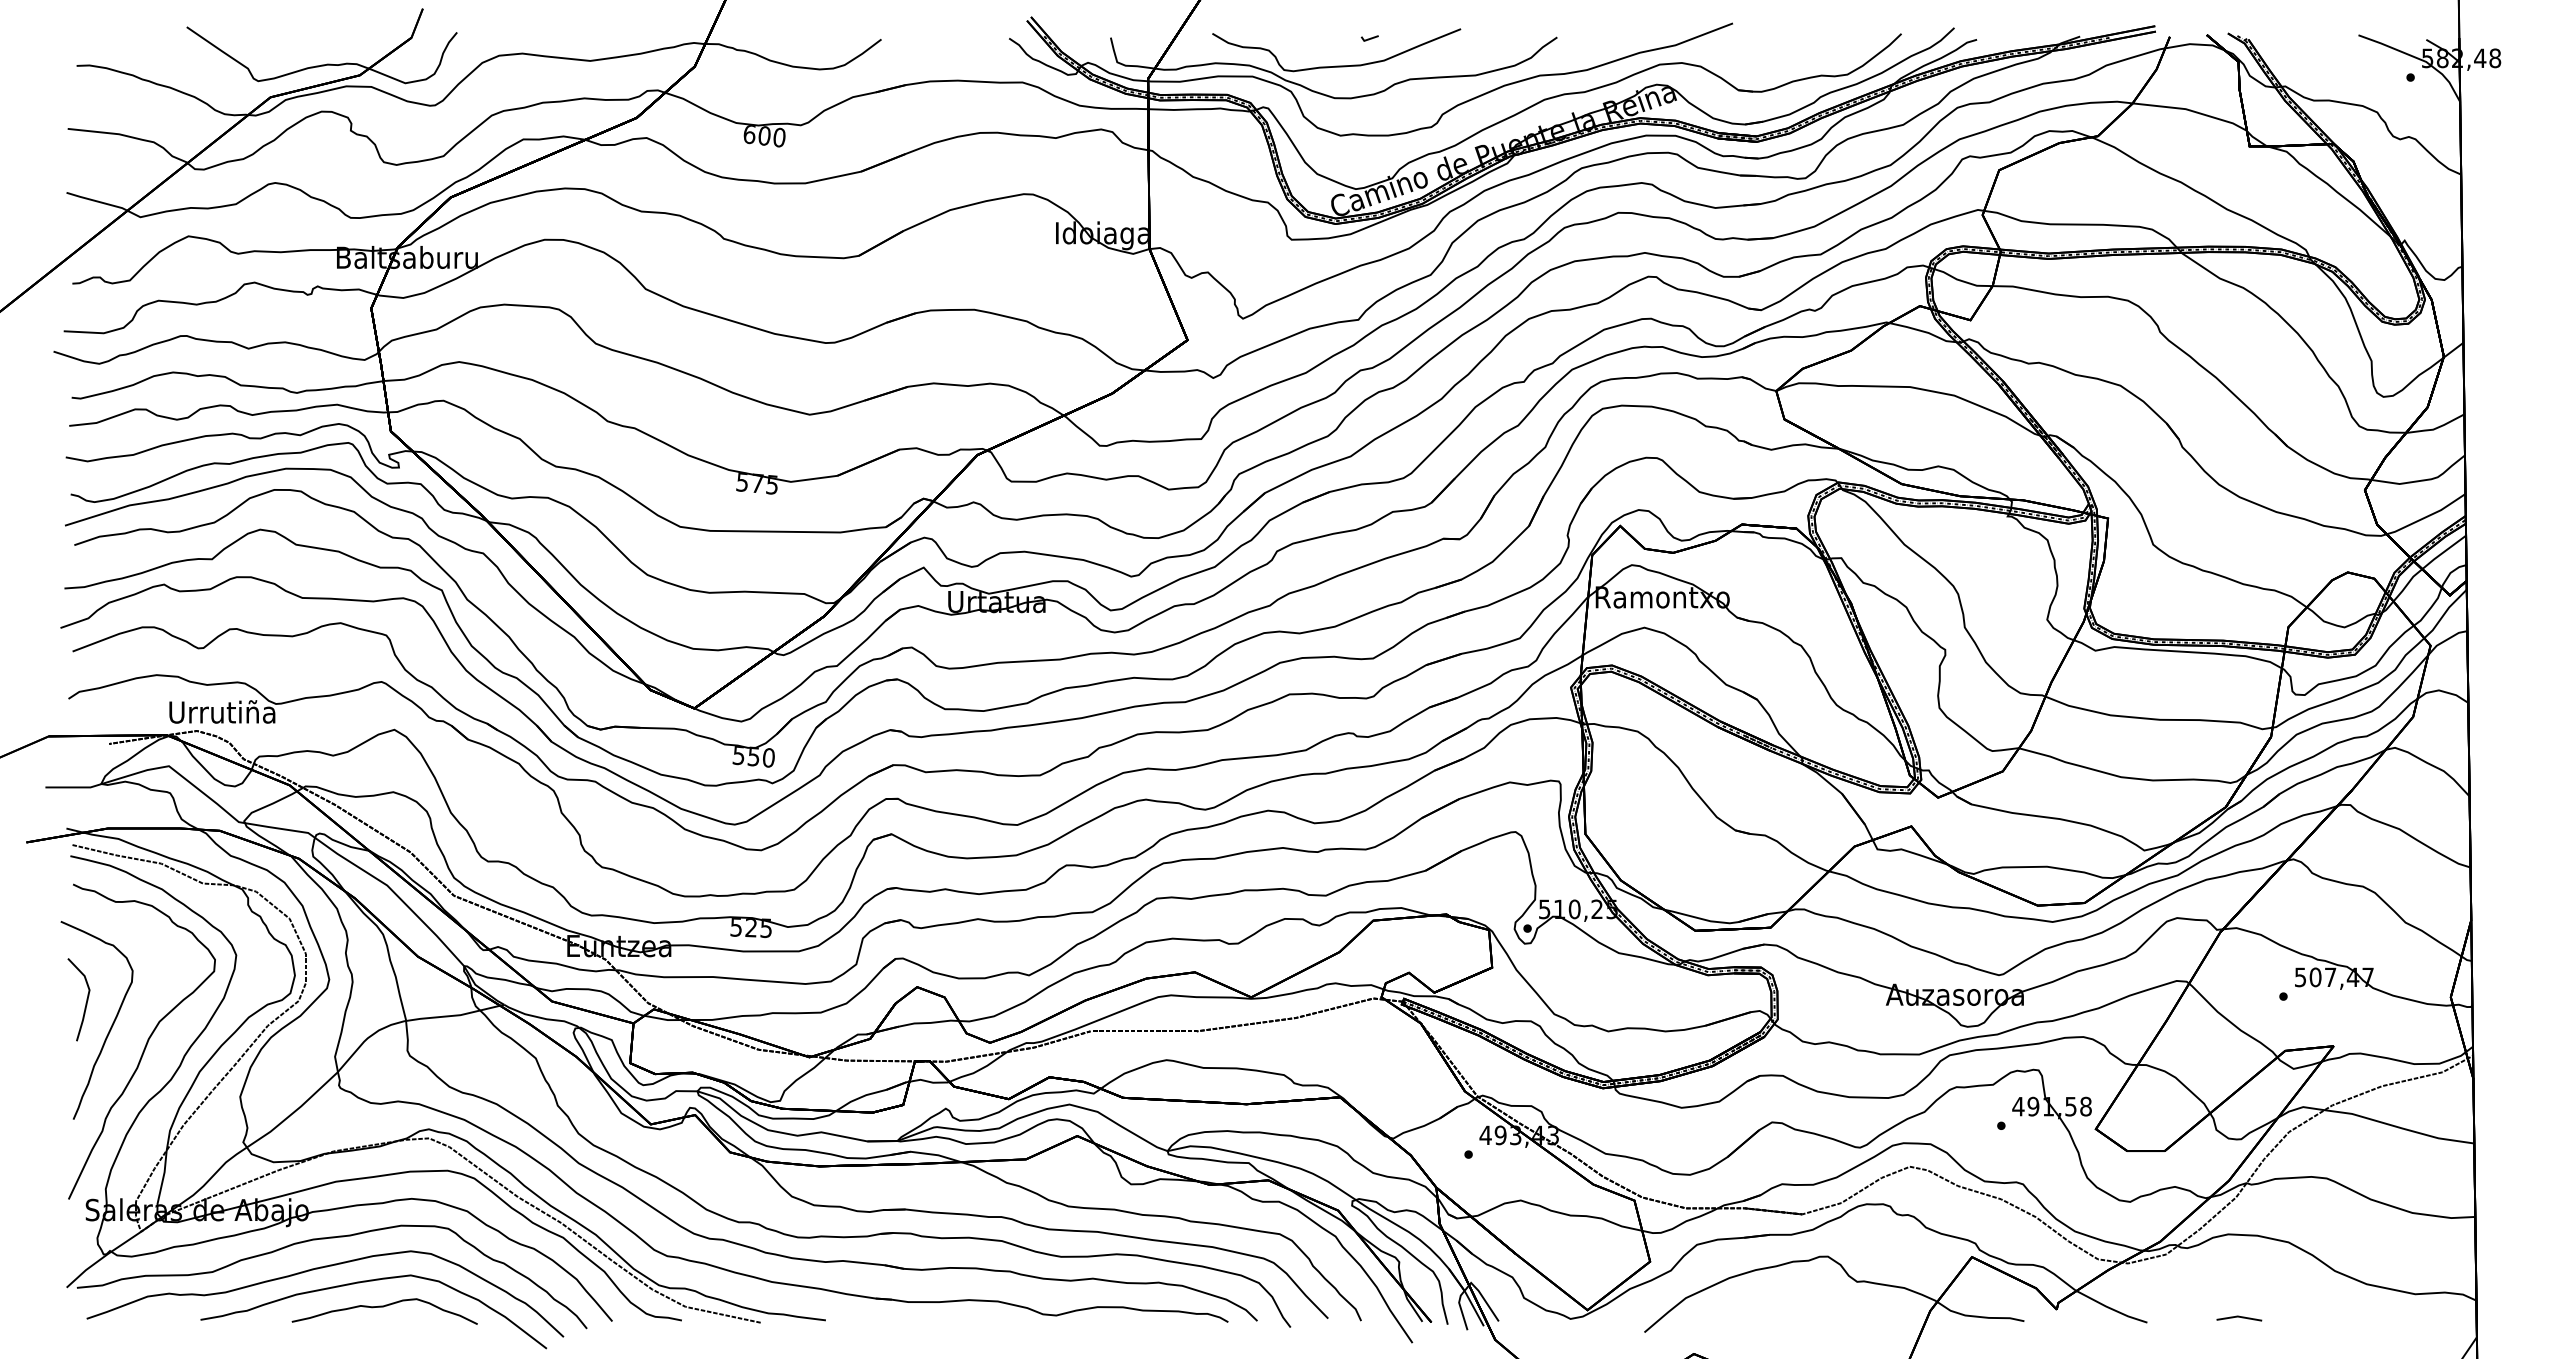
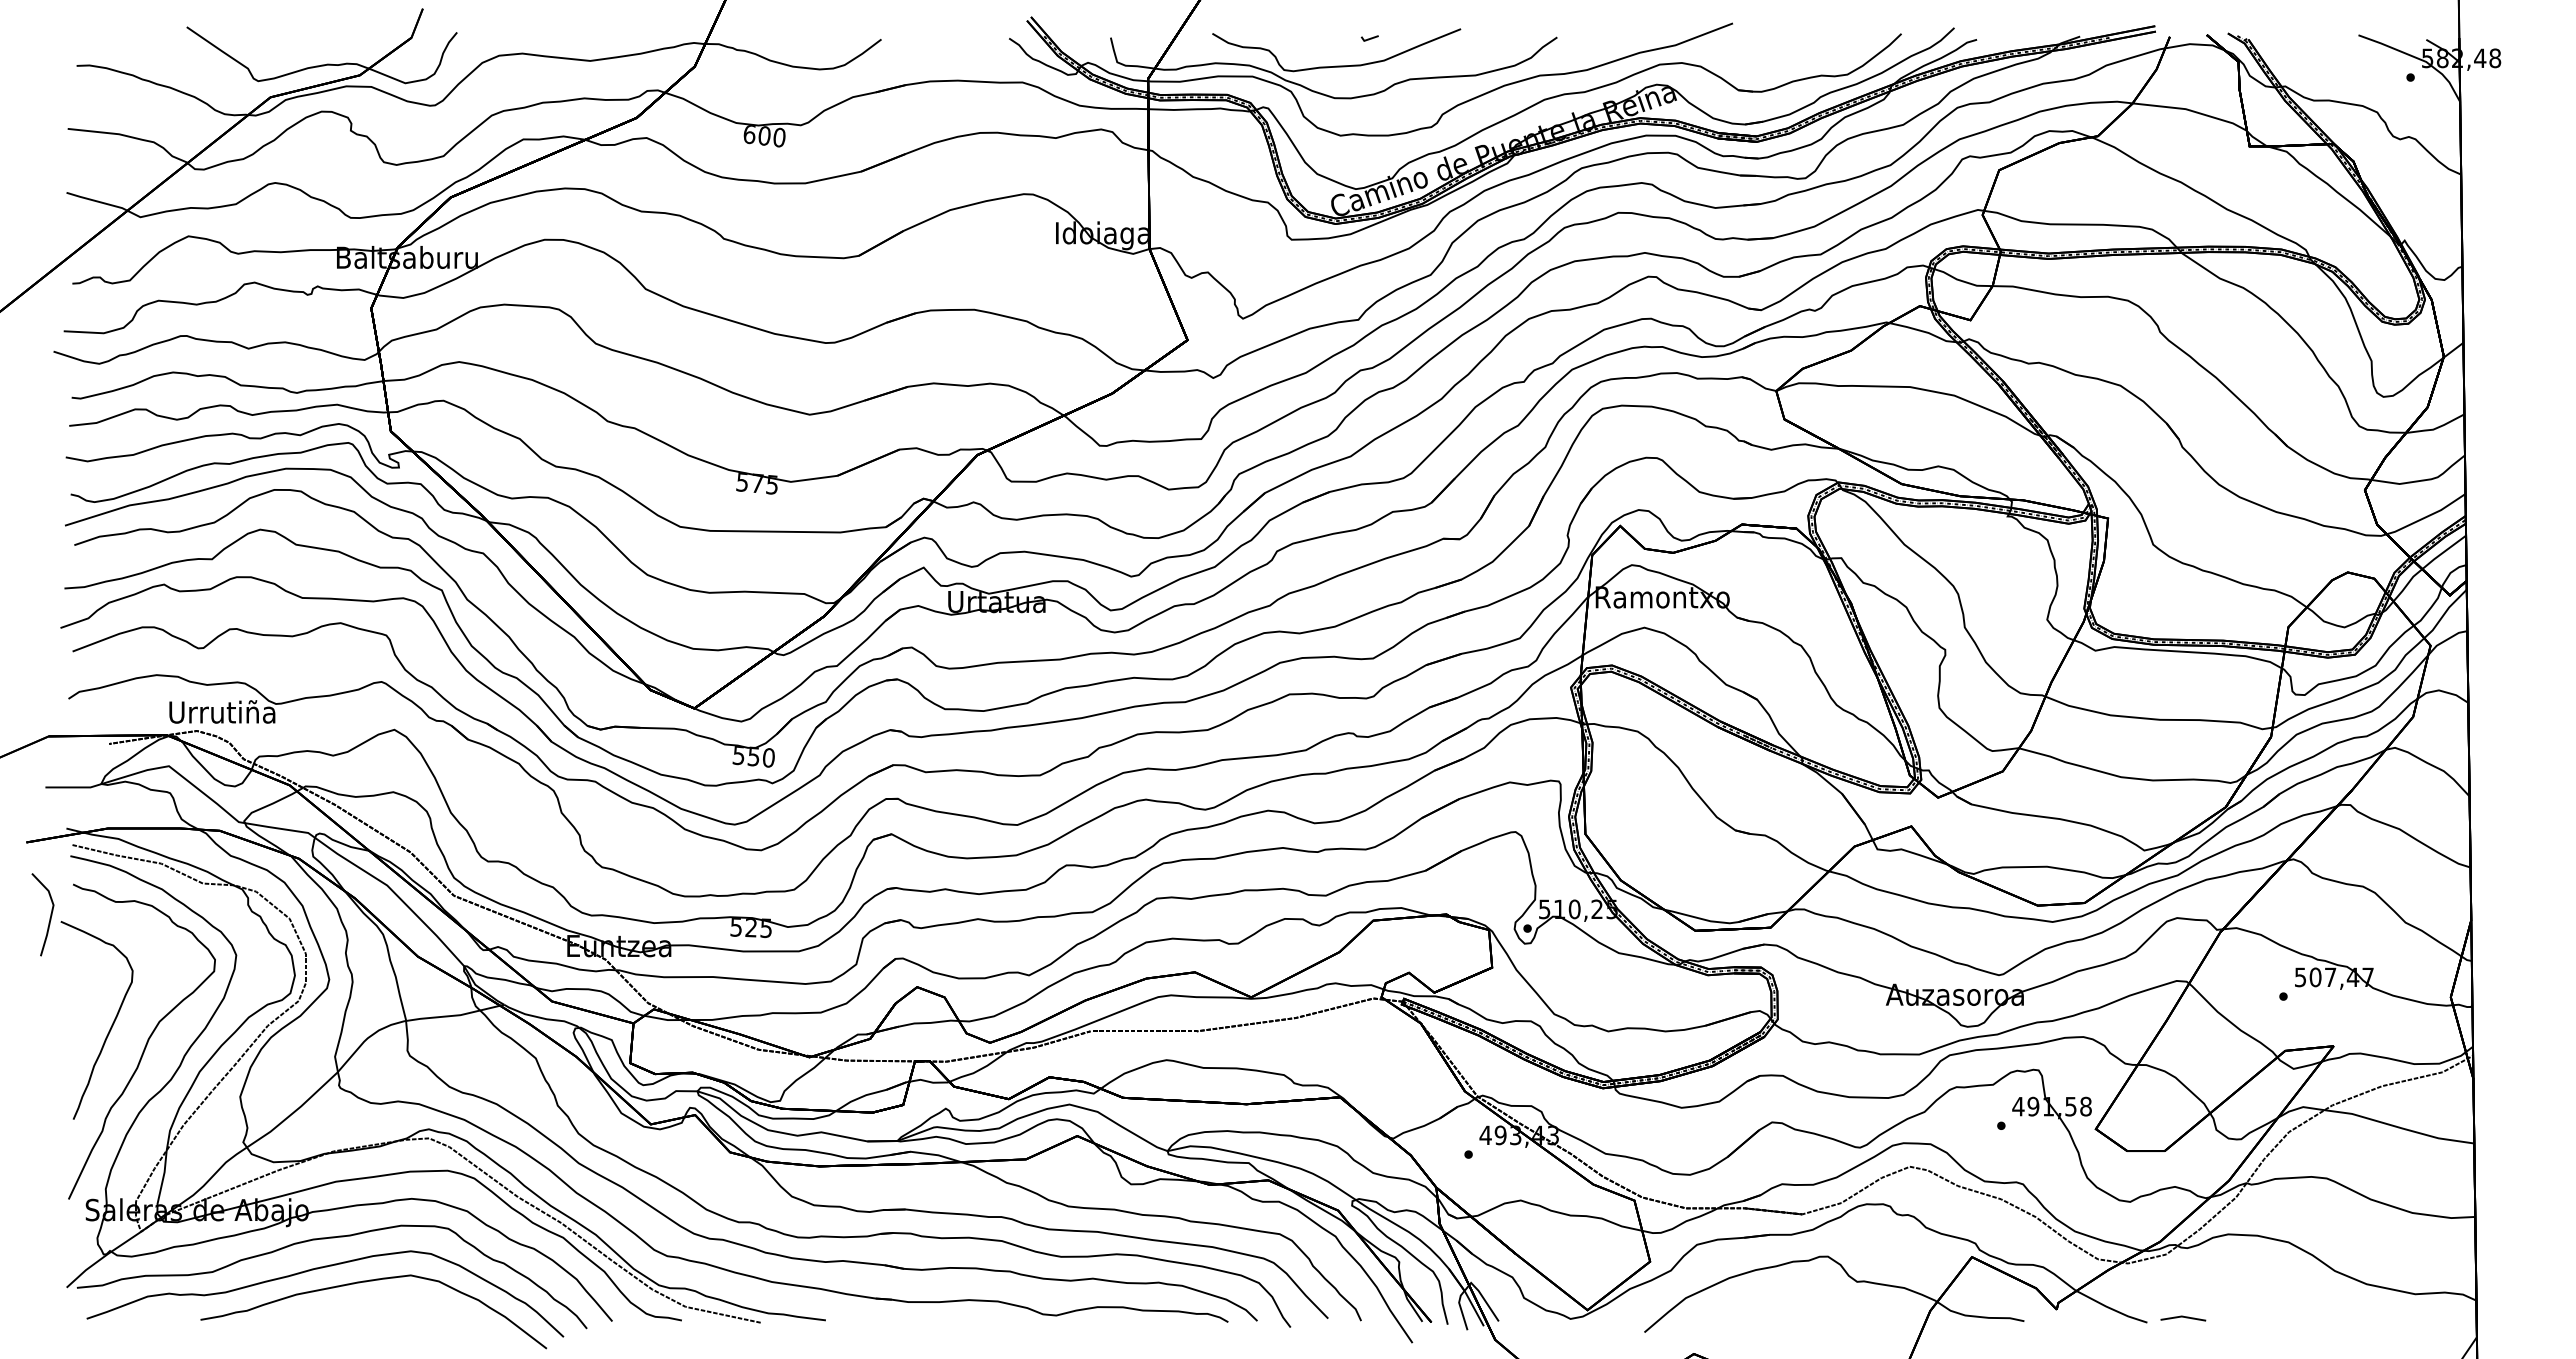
line position: (86, 999) -> (50, 914) (50, 914)
curve: present -> none (383, 1307)
line position: (2239, 1317) -> (2183, 1317) (2183, 1317)
